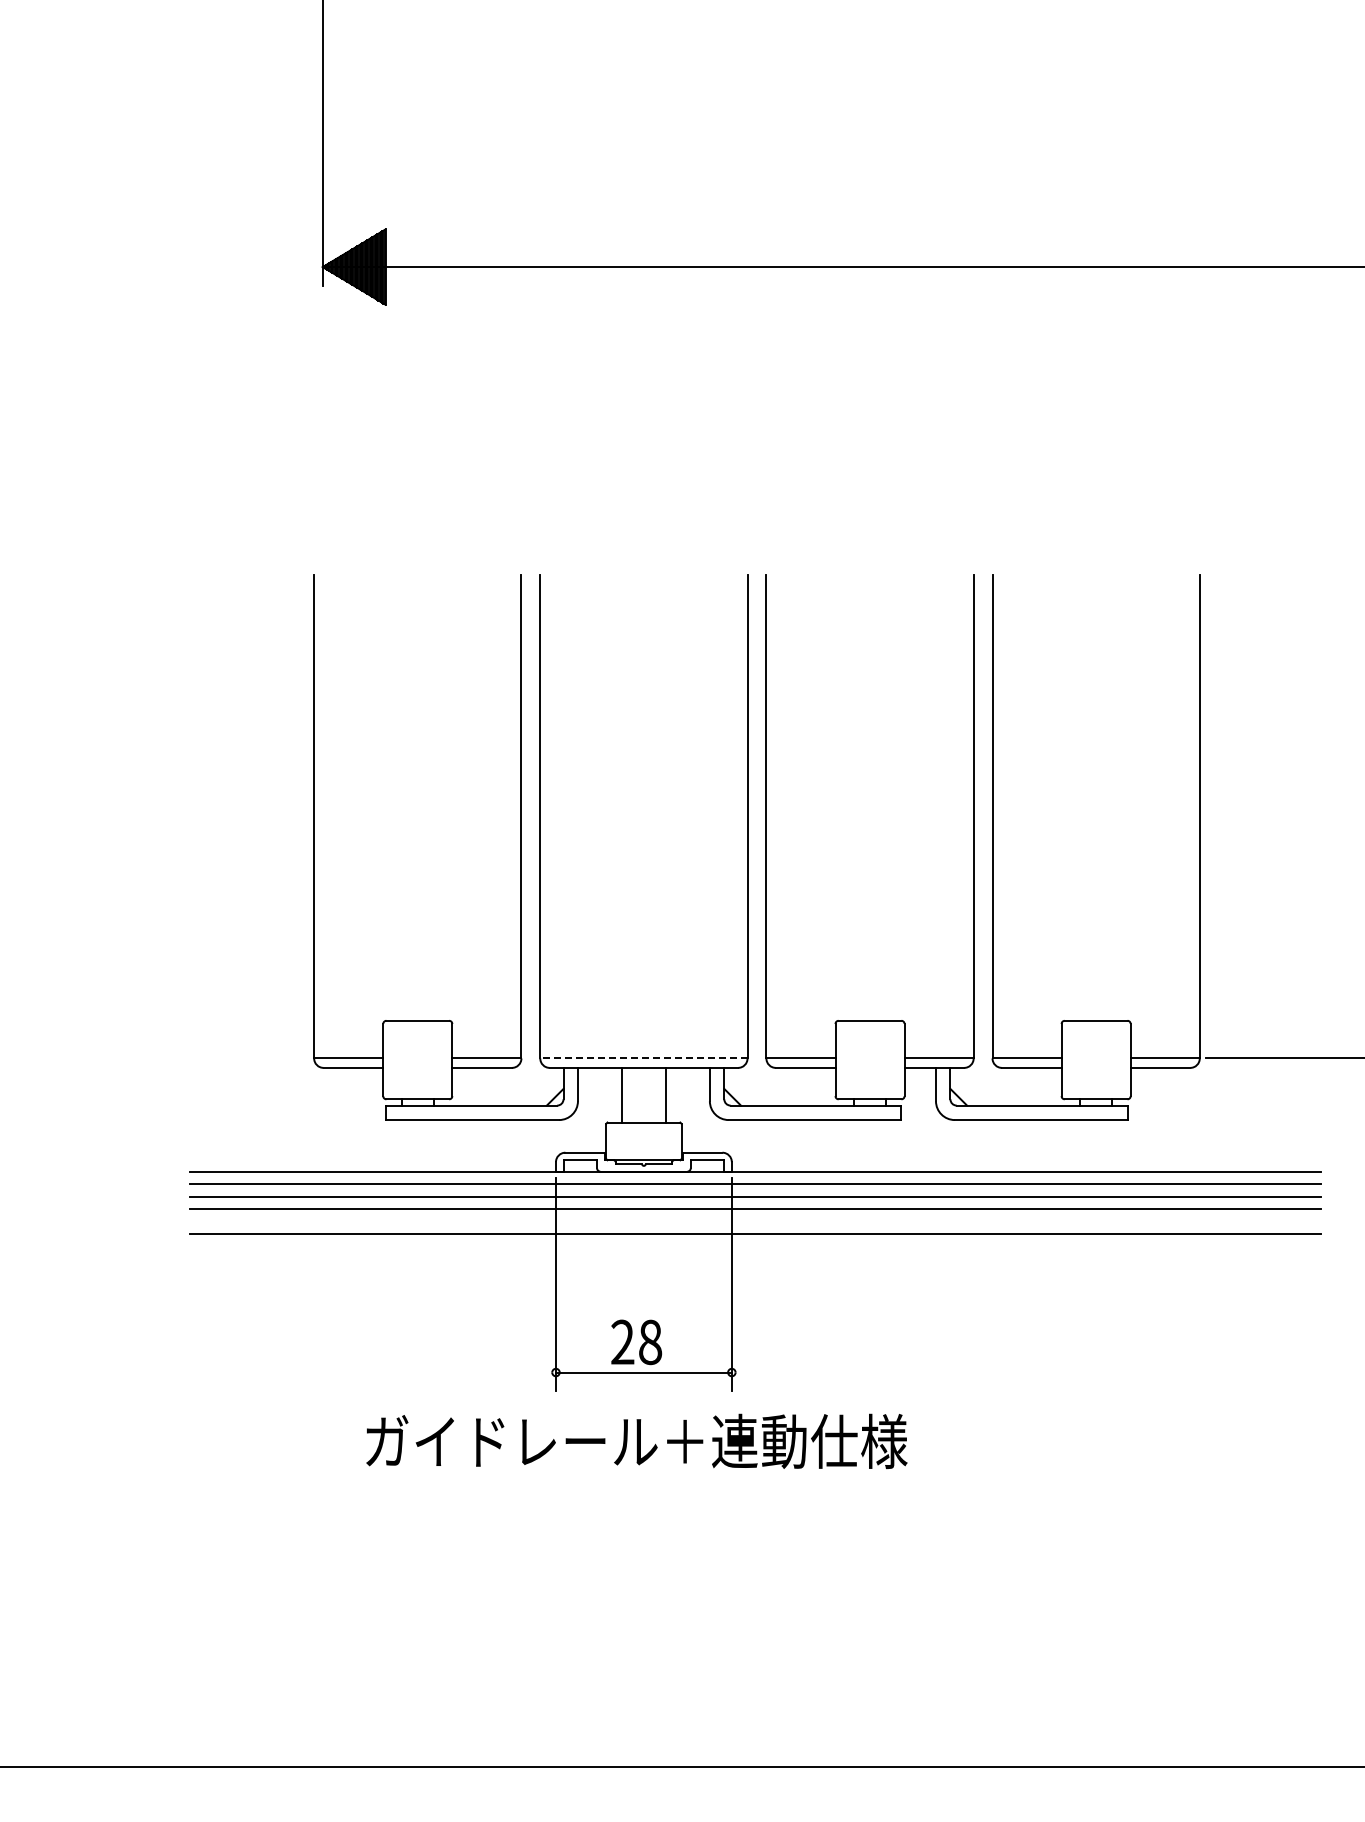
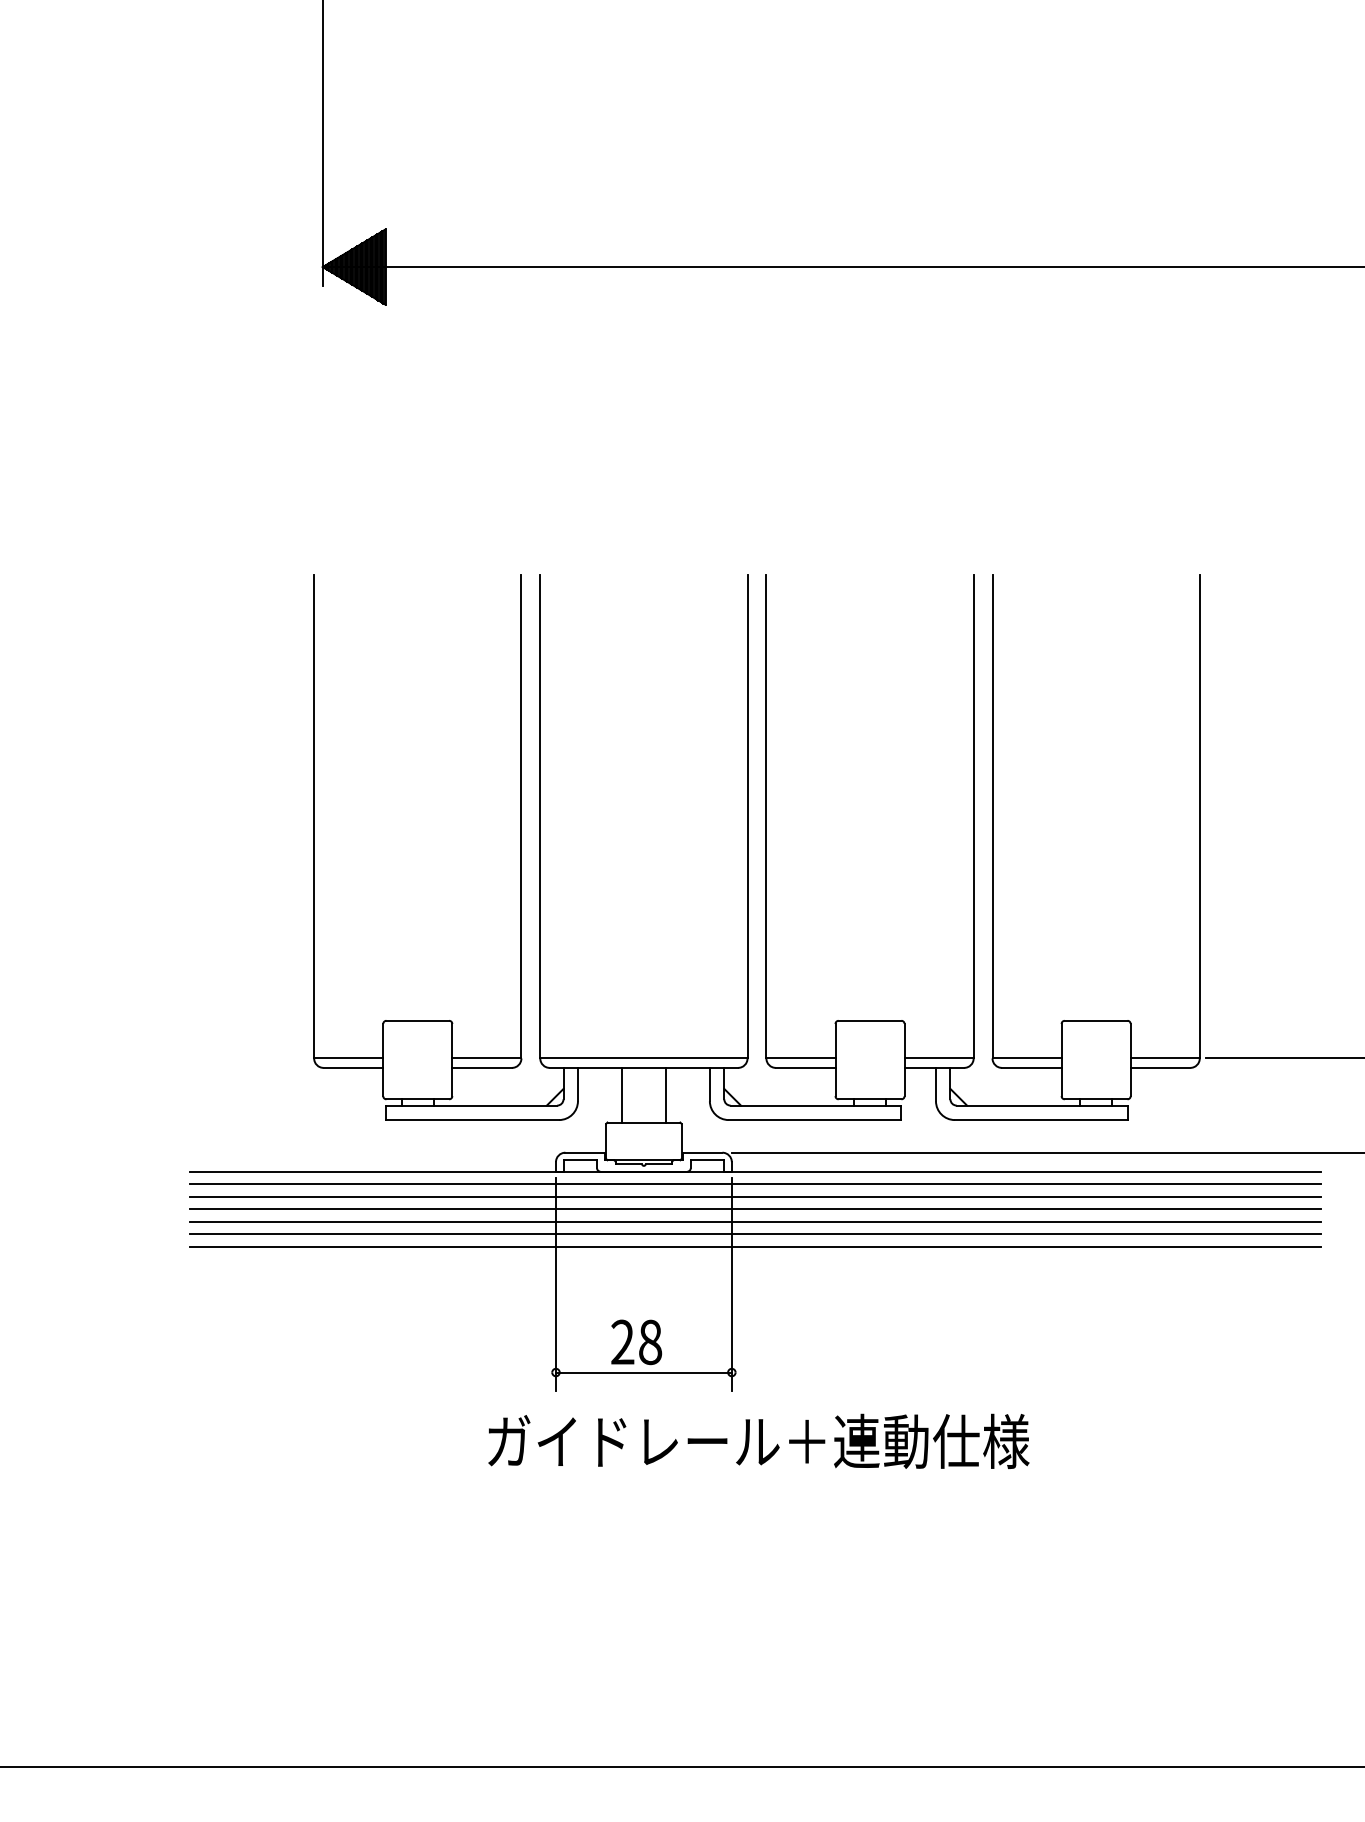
line: dashed -> solid (643, 1058)
line: none -> present (1046, 1152)
line: none -> present (755, 1221)
line: none -> present (755, 1246)
text position: (636, 1440) -> (758, 1440) (758, 1440)
